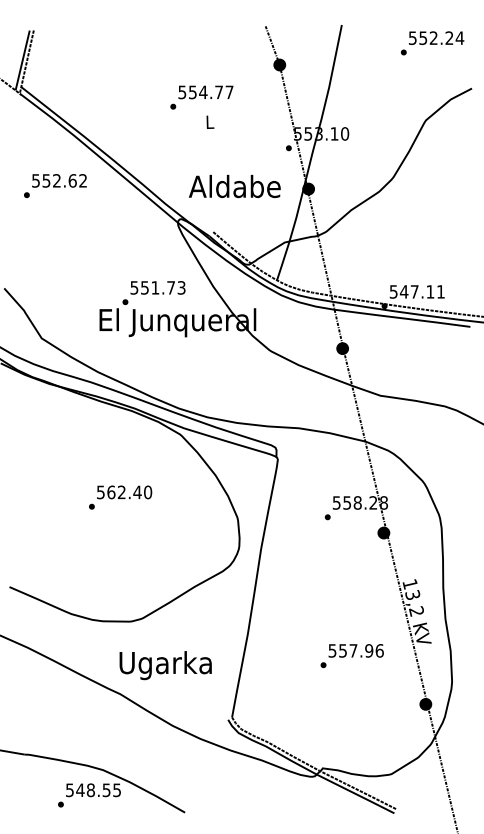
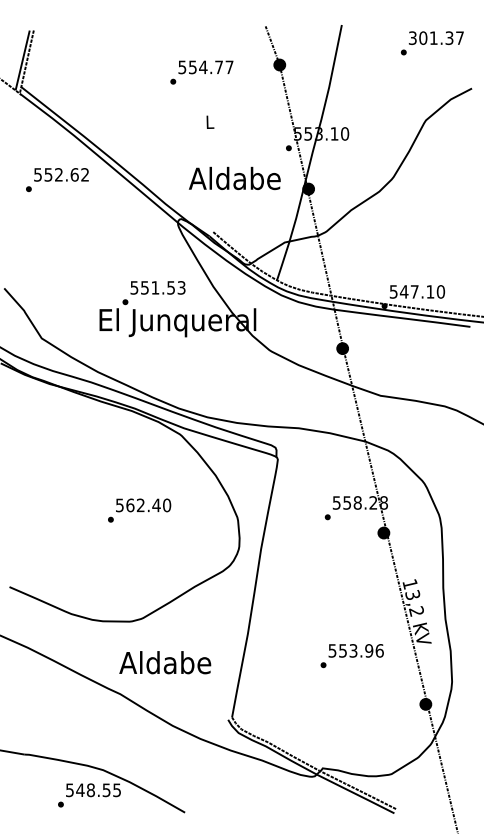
text: 552.24 -> 301.37 (436, 38)
text position: (201, 97) -> (201, 72) (201, 72)
text position: (55, 185) -> (57, 179) (57, 179)
text position: (234, 186) -> (234, 178) (234, 178)
text: 551.73 -> 551.53 (170, 287)
text: 547.11 -> 547.10 (440, 291)
text position: (120, 497) -> (139, 510) (139, 510)
text: 557.96 -> 553.96 (353, 650)
text: Ugarka -> Aldabe (165, 665)
